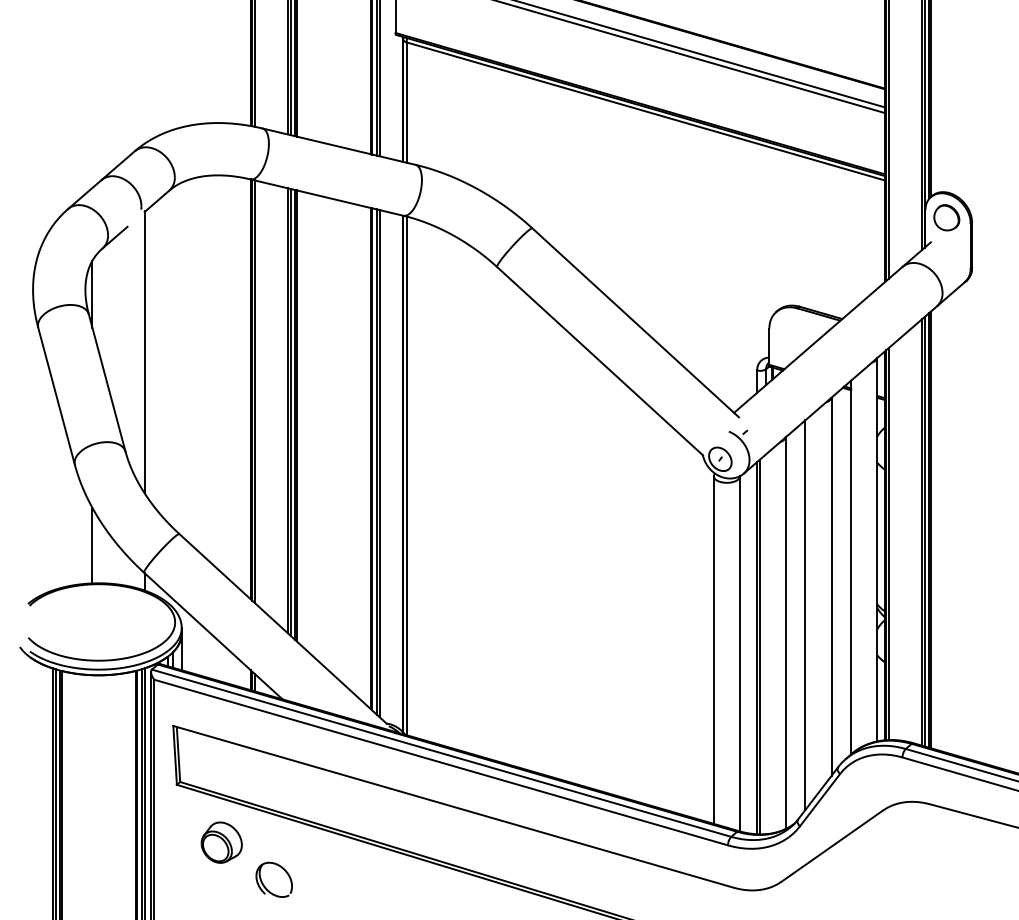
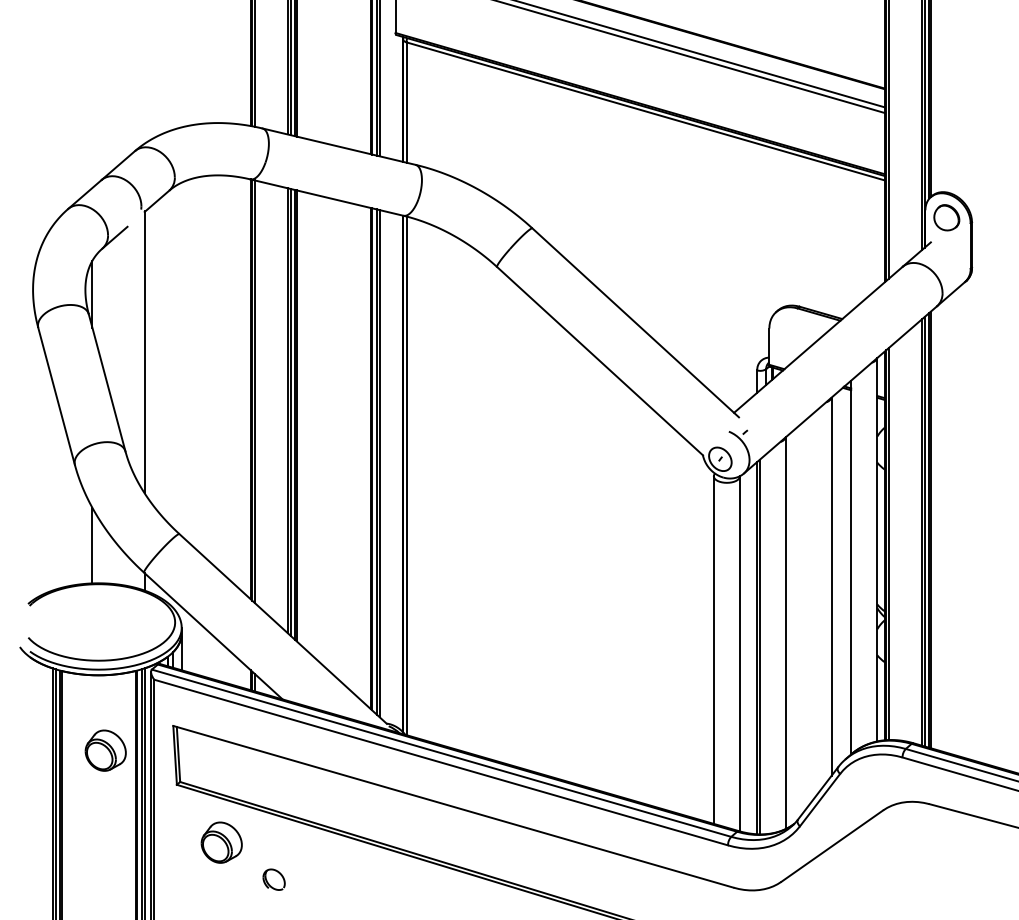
line: present -> none (805, 614)
part: none -> present (105, 750)
part size: 38x37 px -> 24x23 px (273, 879)
